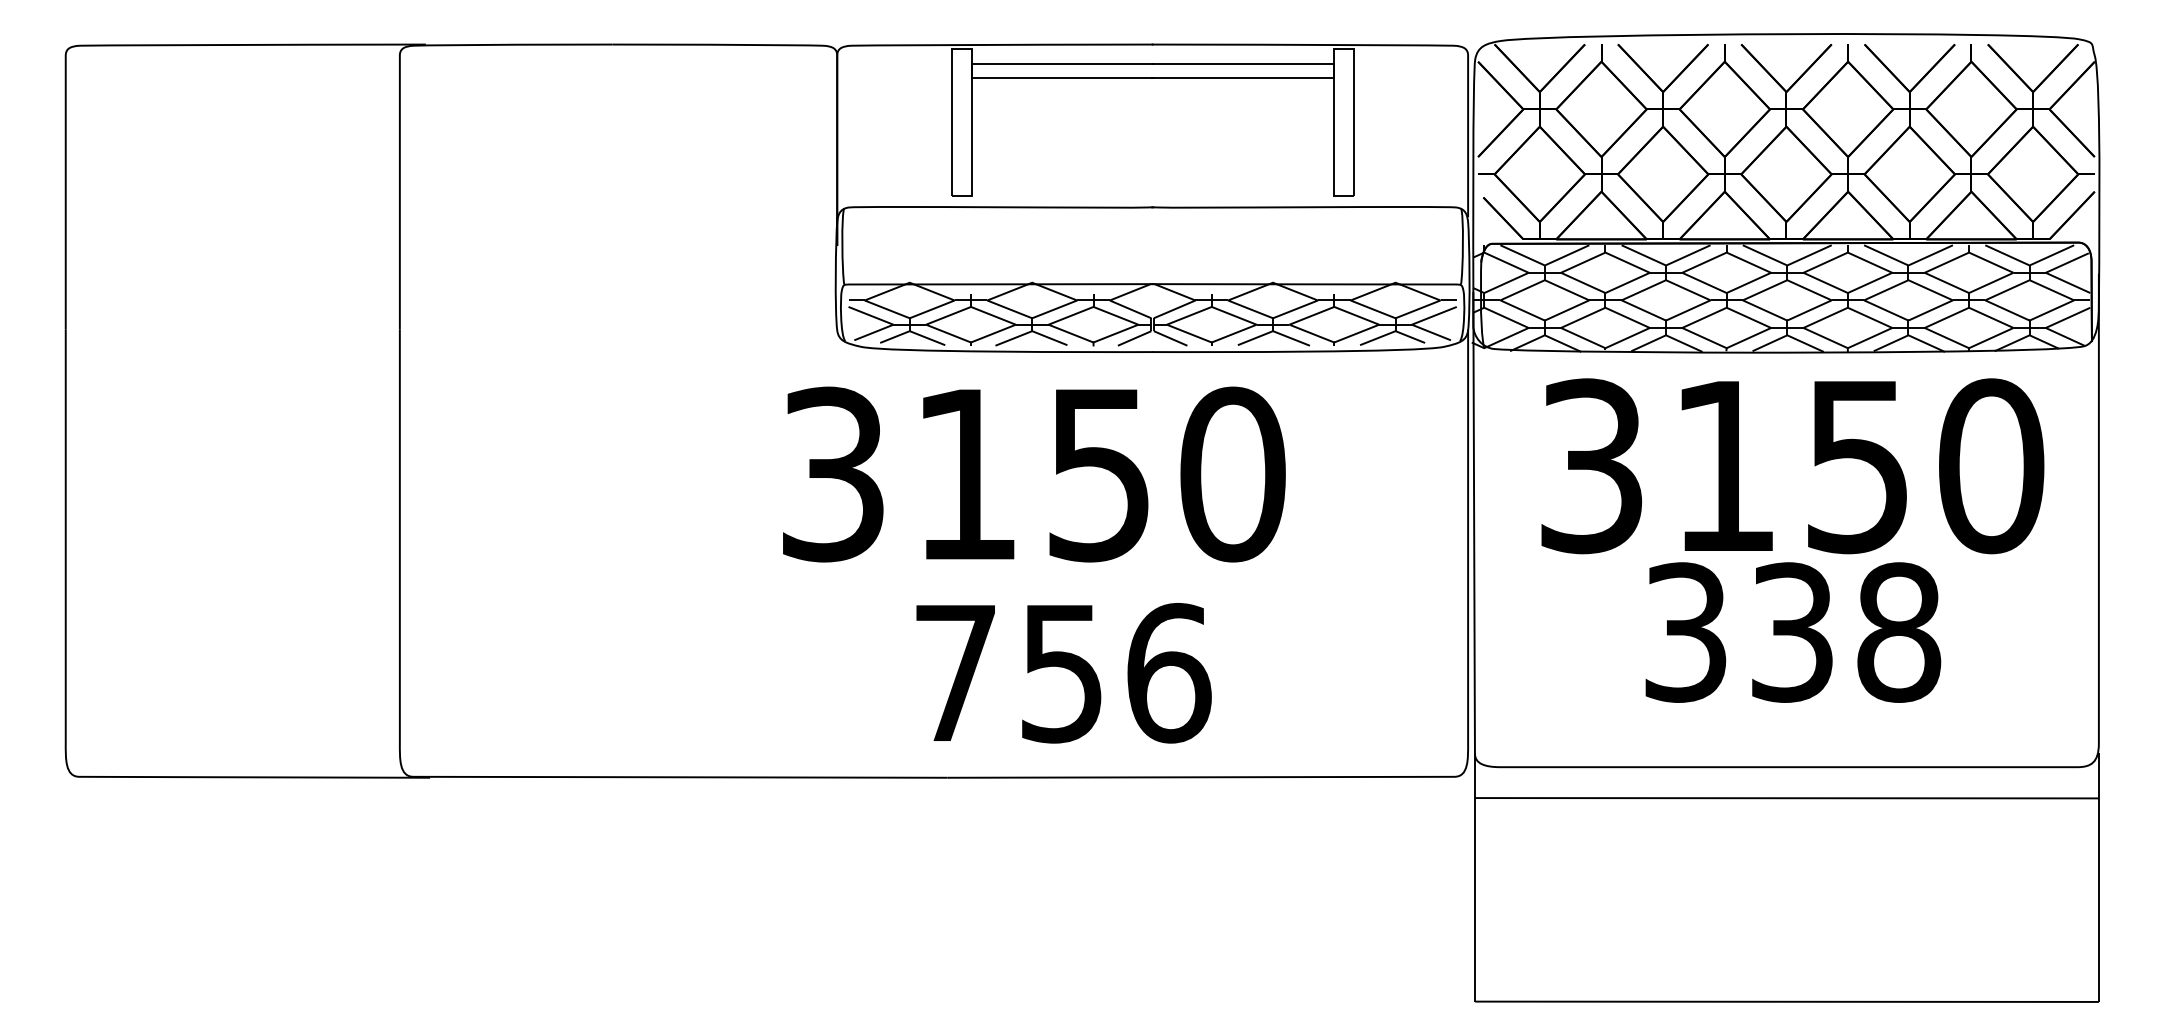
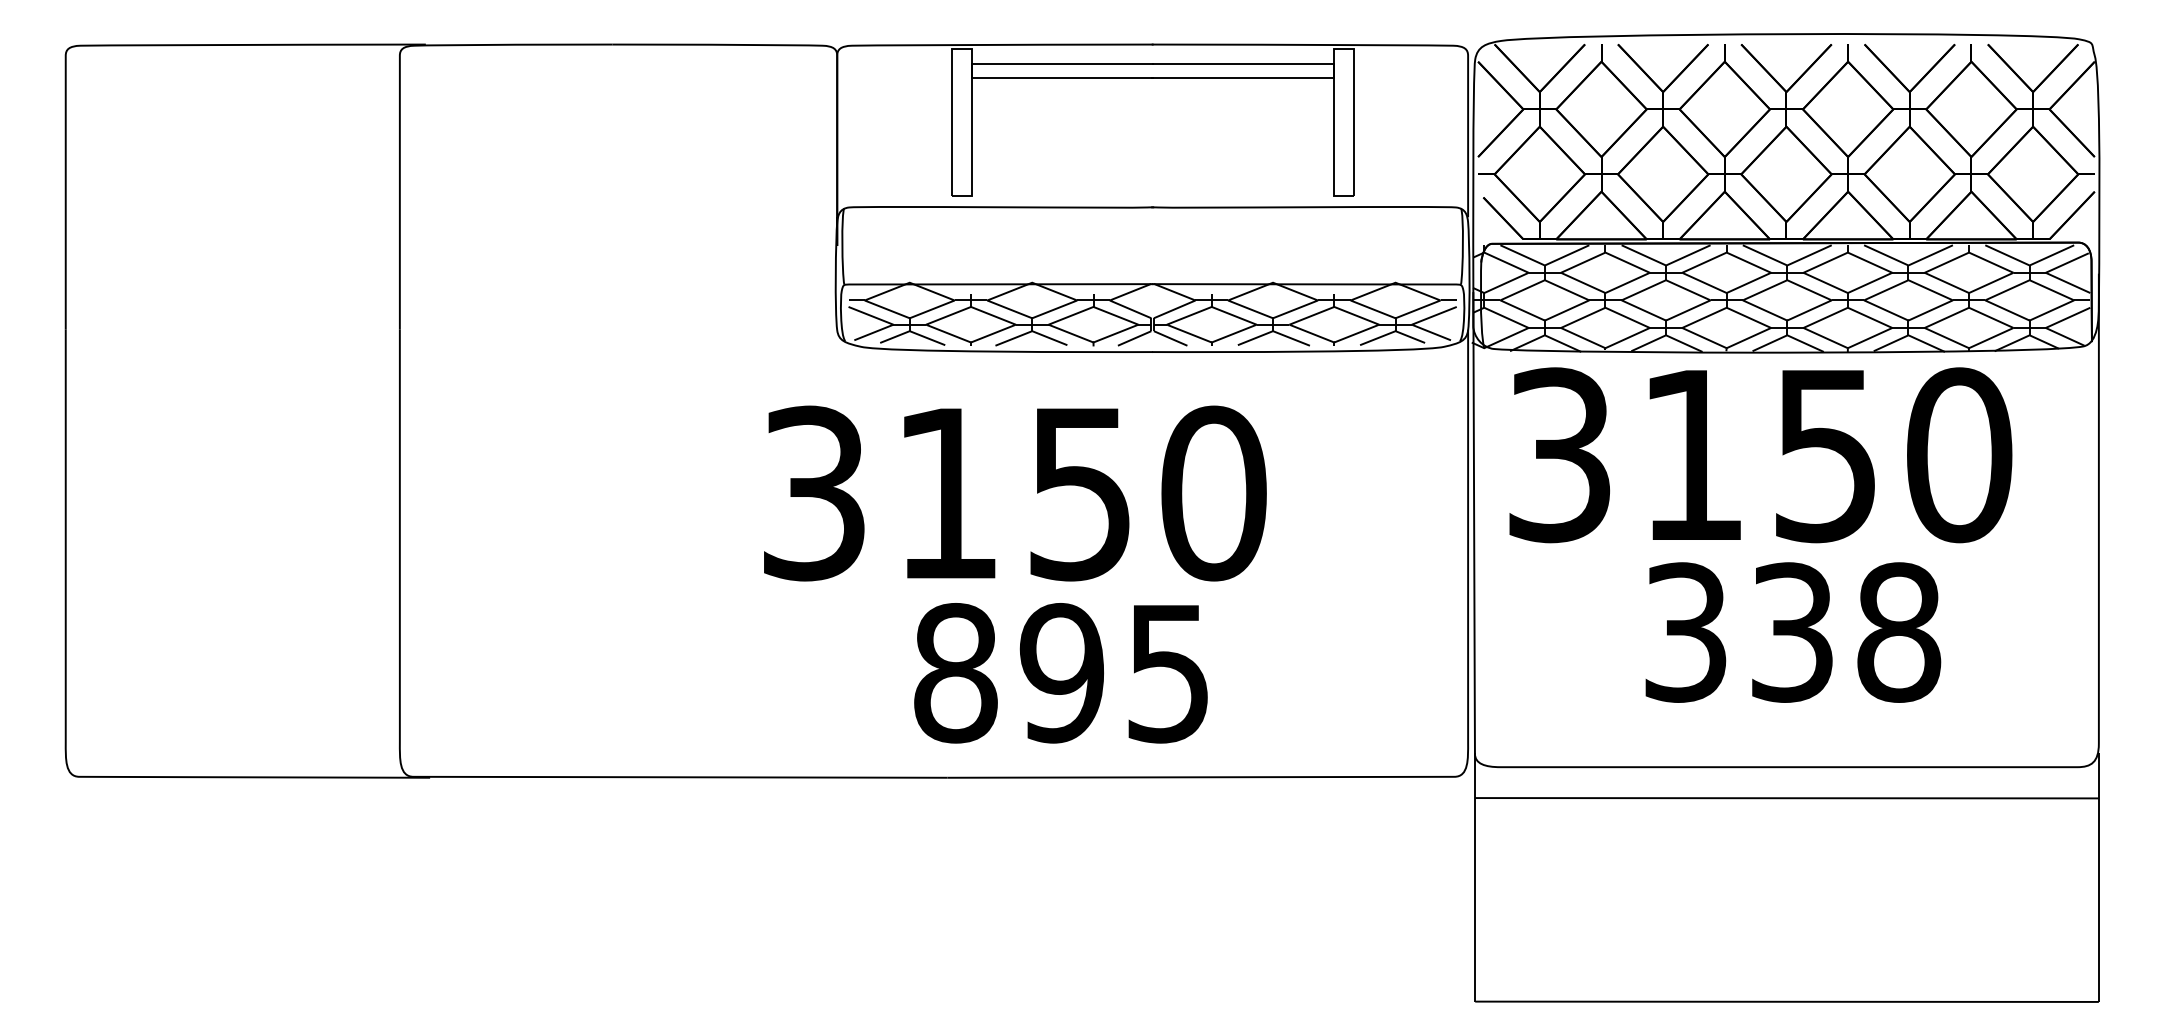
text position: (1792, 466) -> (1760, 455) (1760, 455)
text position: (1034, 474) -> (1015, 493) (1015, 493)
text: 756 -> 895 (1062, 673)
